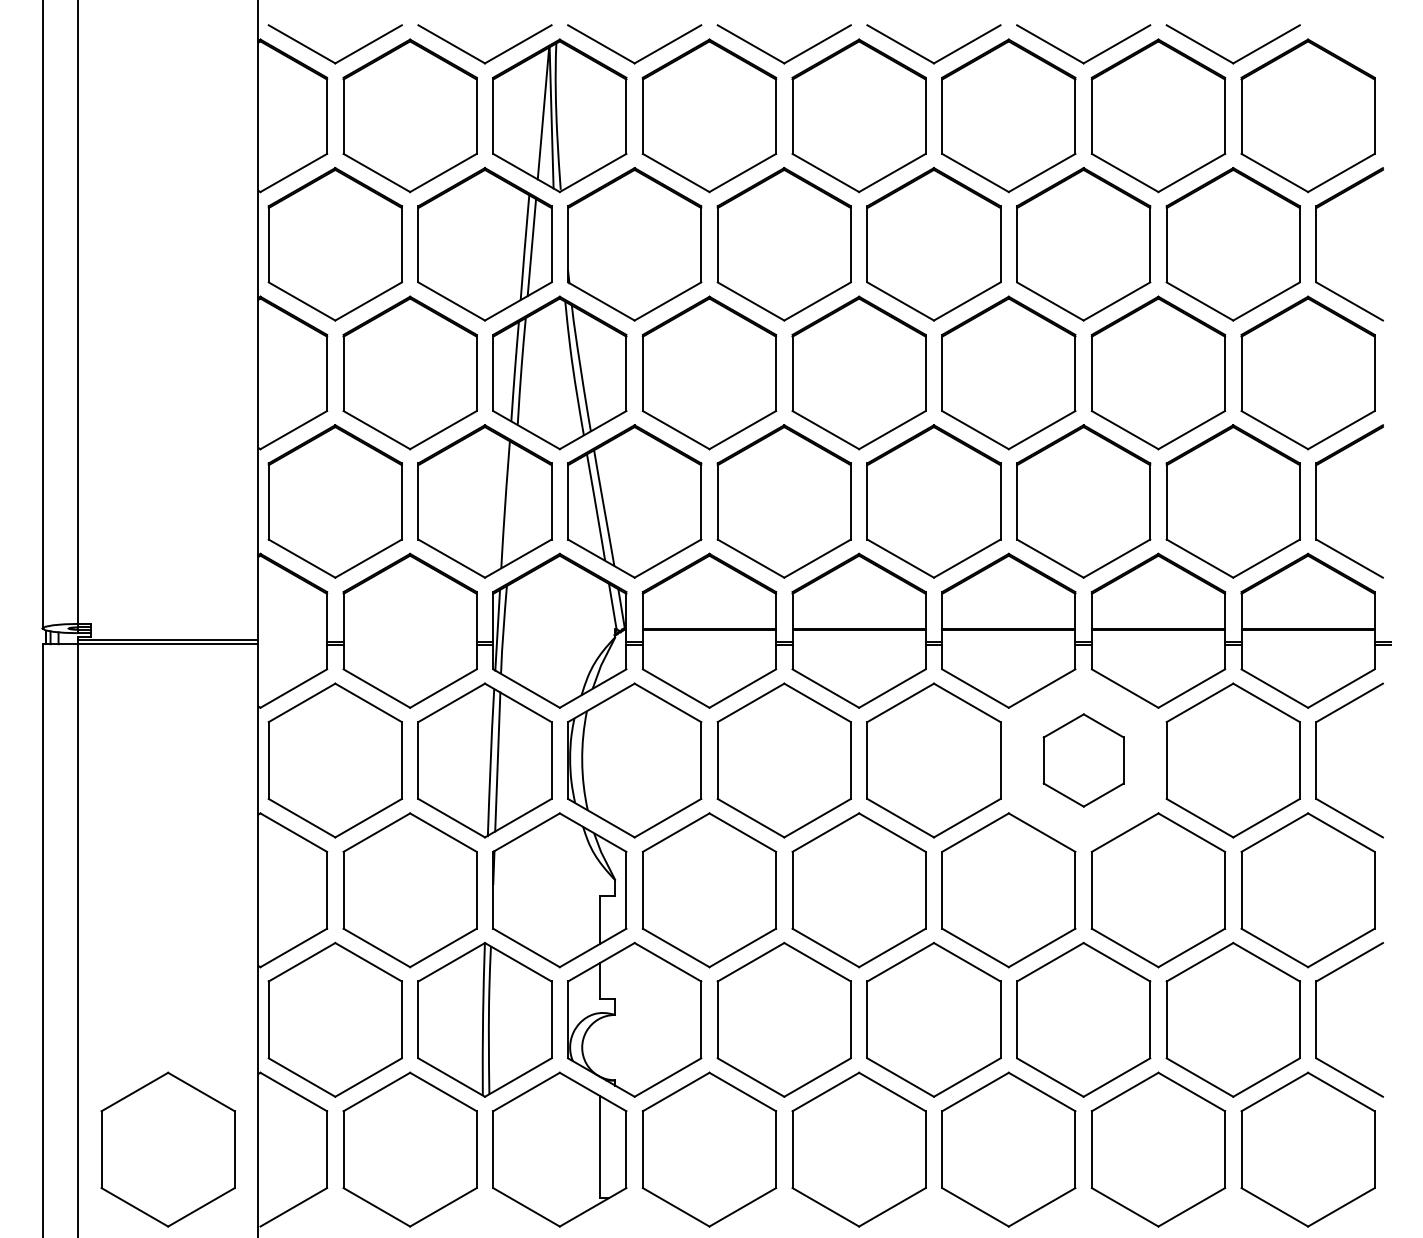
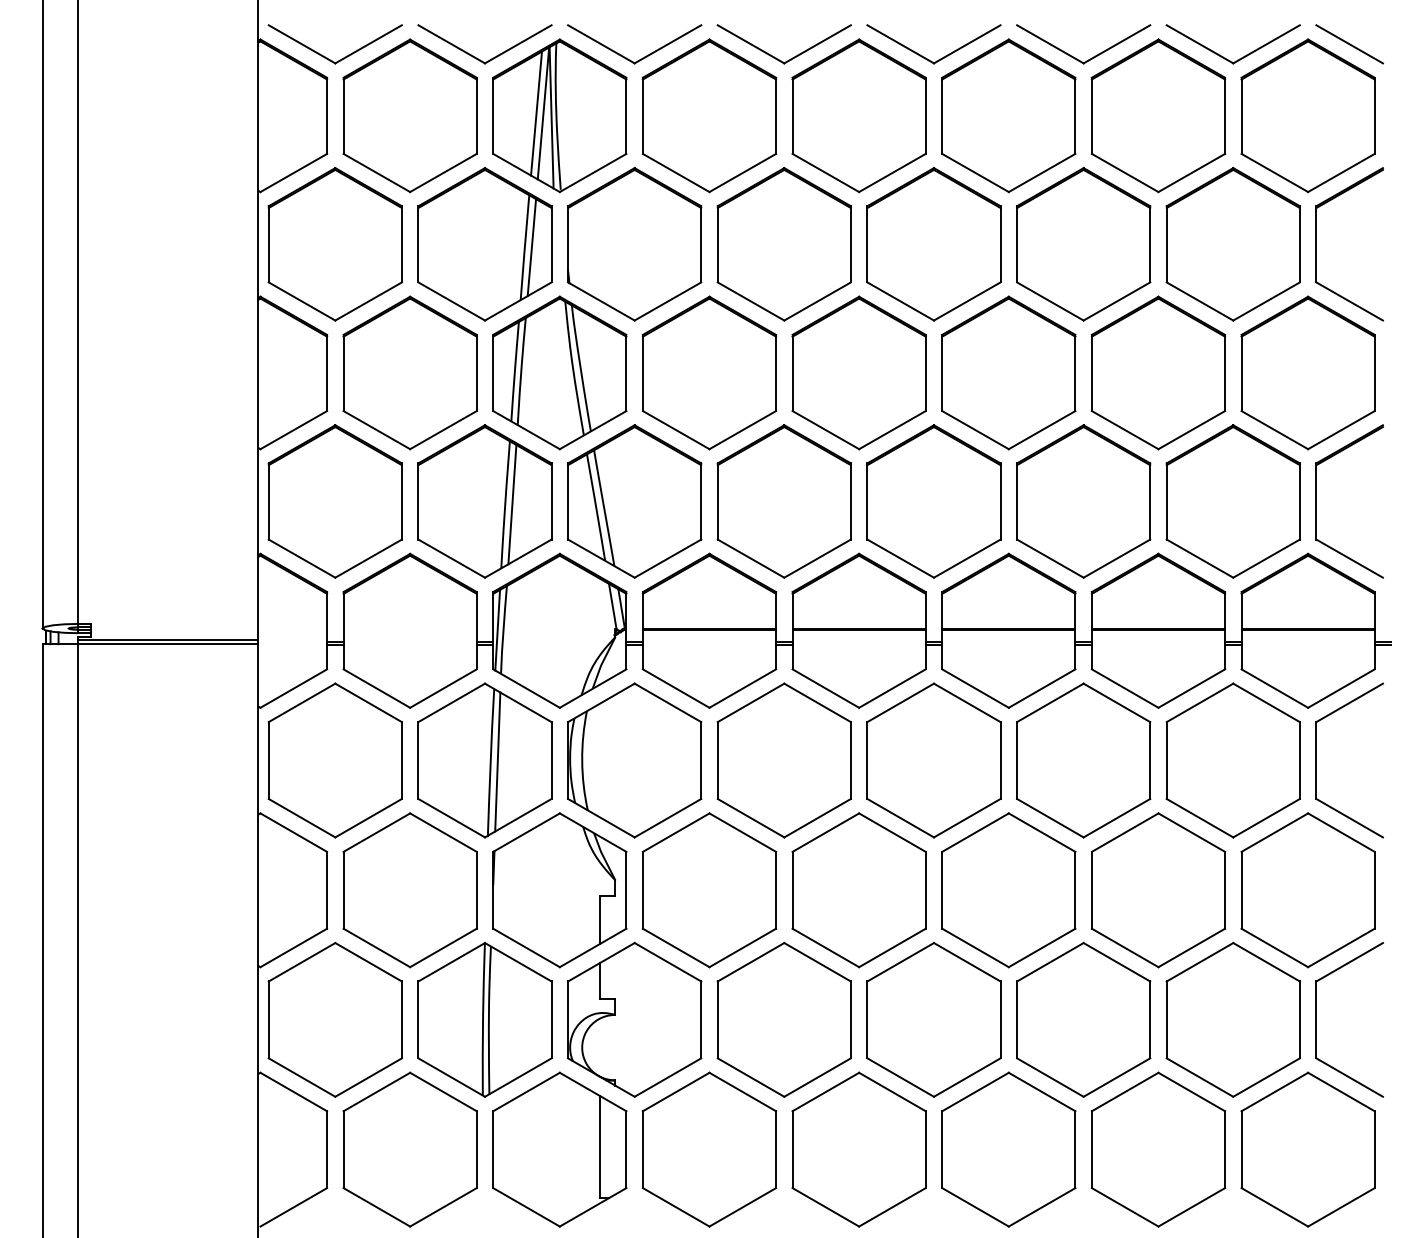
line: none -> present (1349, 44)
line: none -> present (536, 113)
line: none -> present (512, 504)
part size: 83x95 px -> 136x157 px (1083, 760)
part: present -> none (167, 1149)
